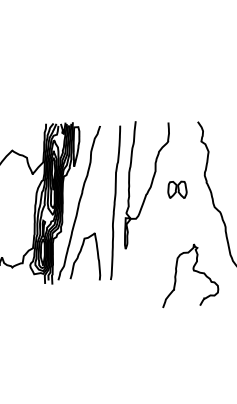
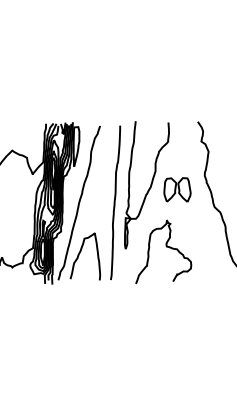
part size: 21x19 px -> 29x26 px (177, 189)
curve position: (193, 271) -> (166, 247) (166, 247)
